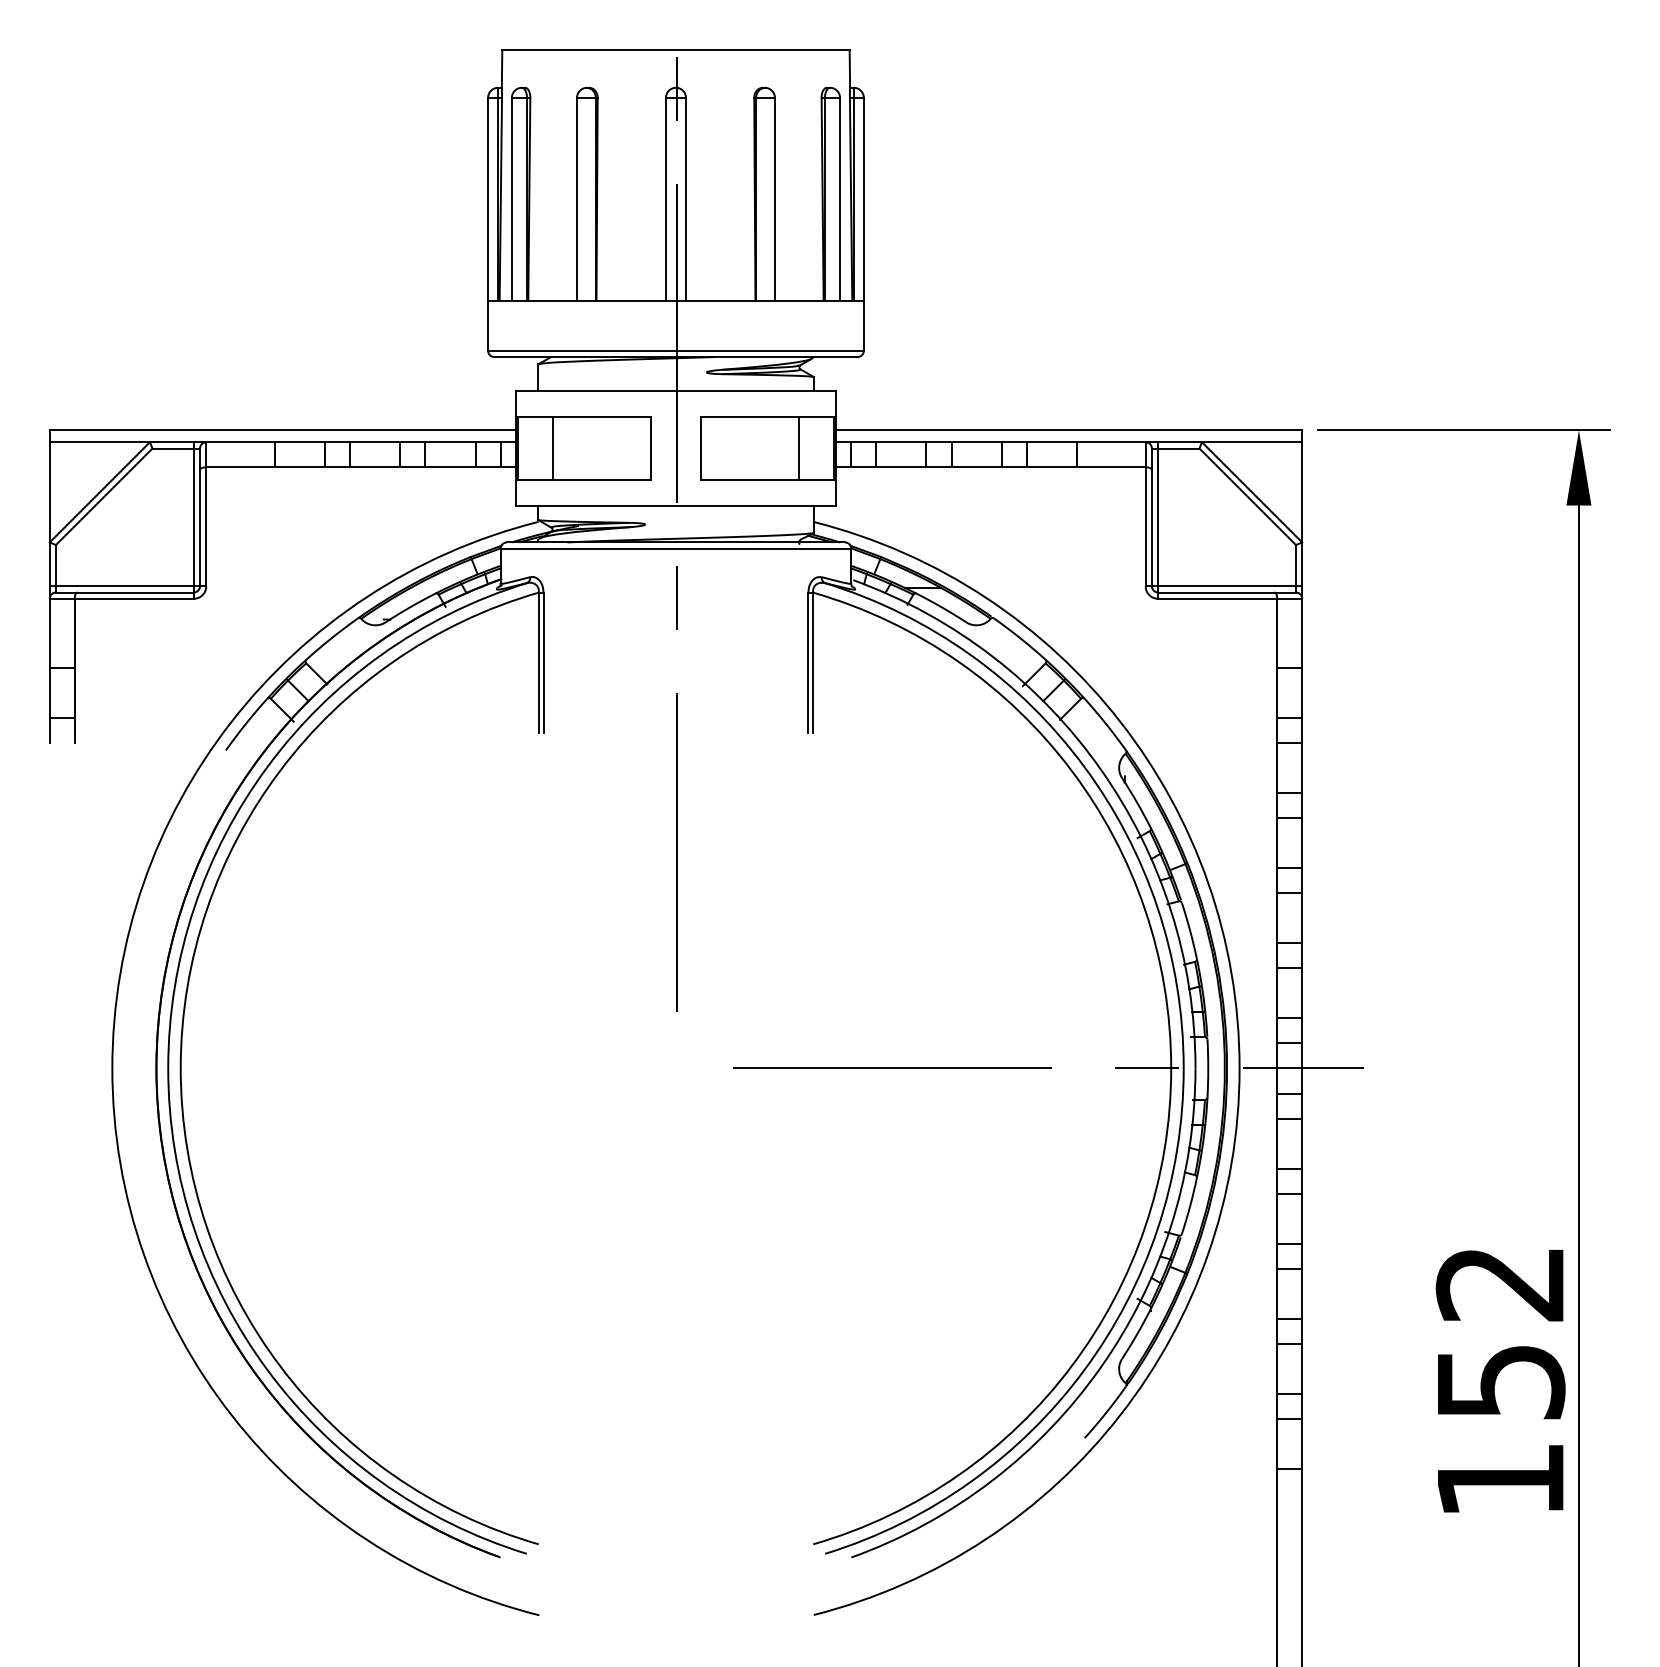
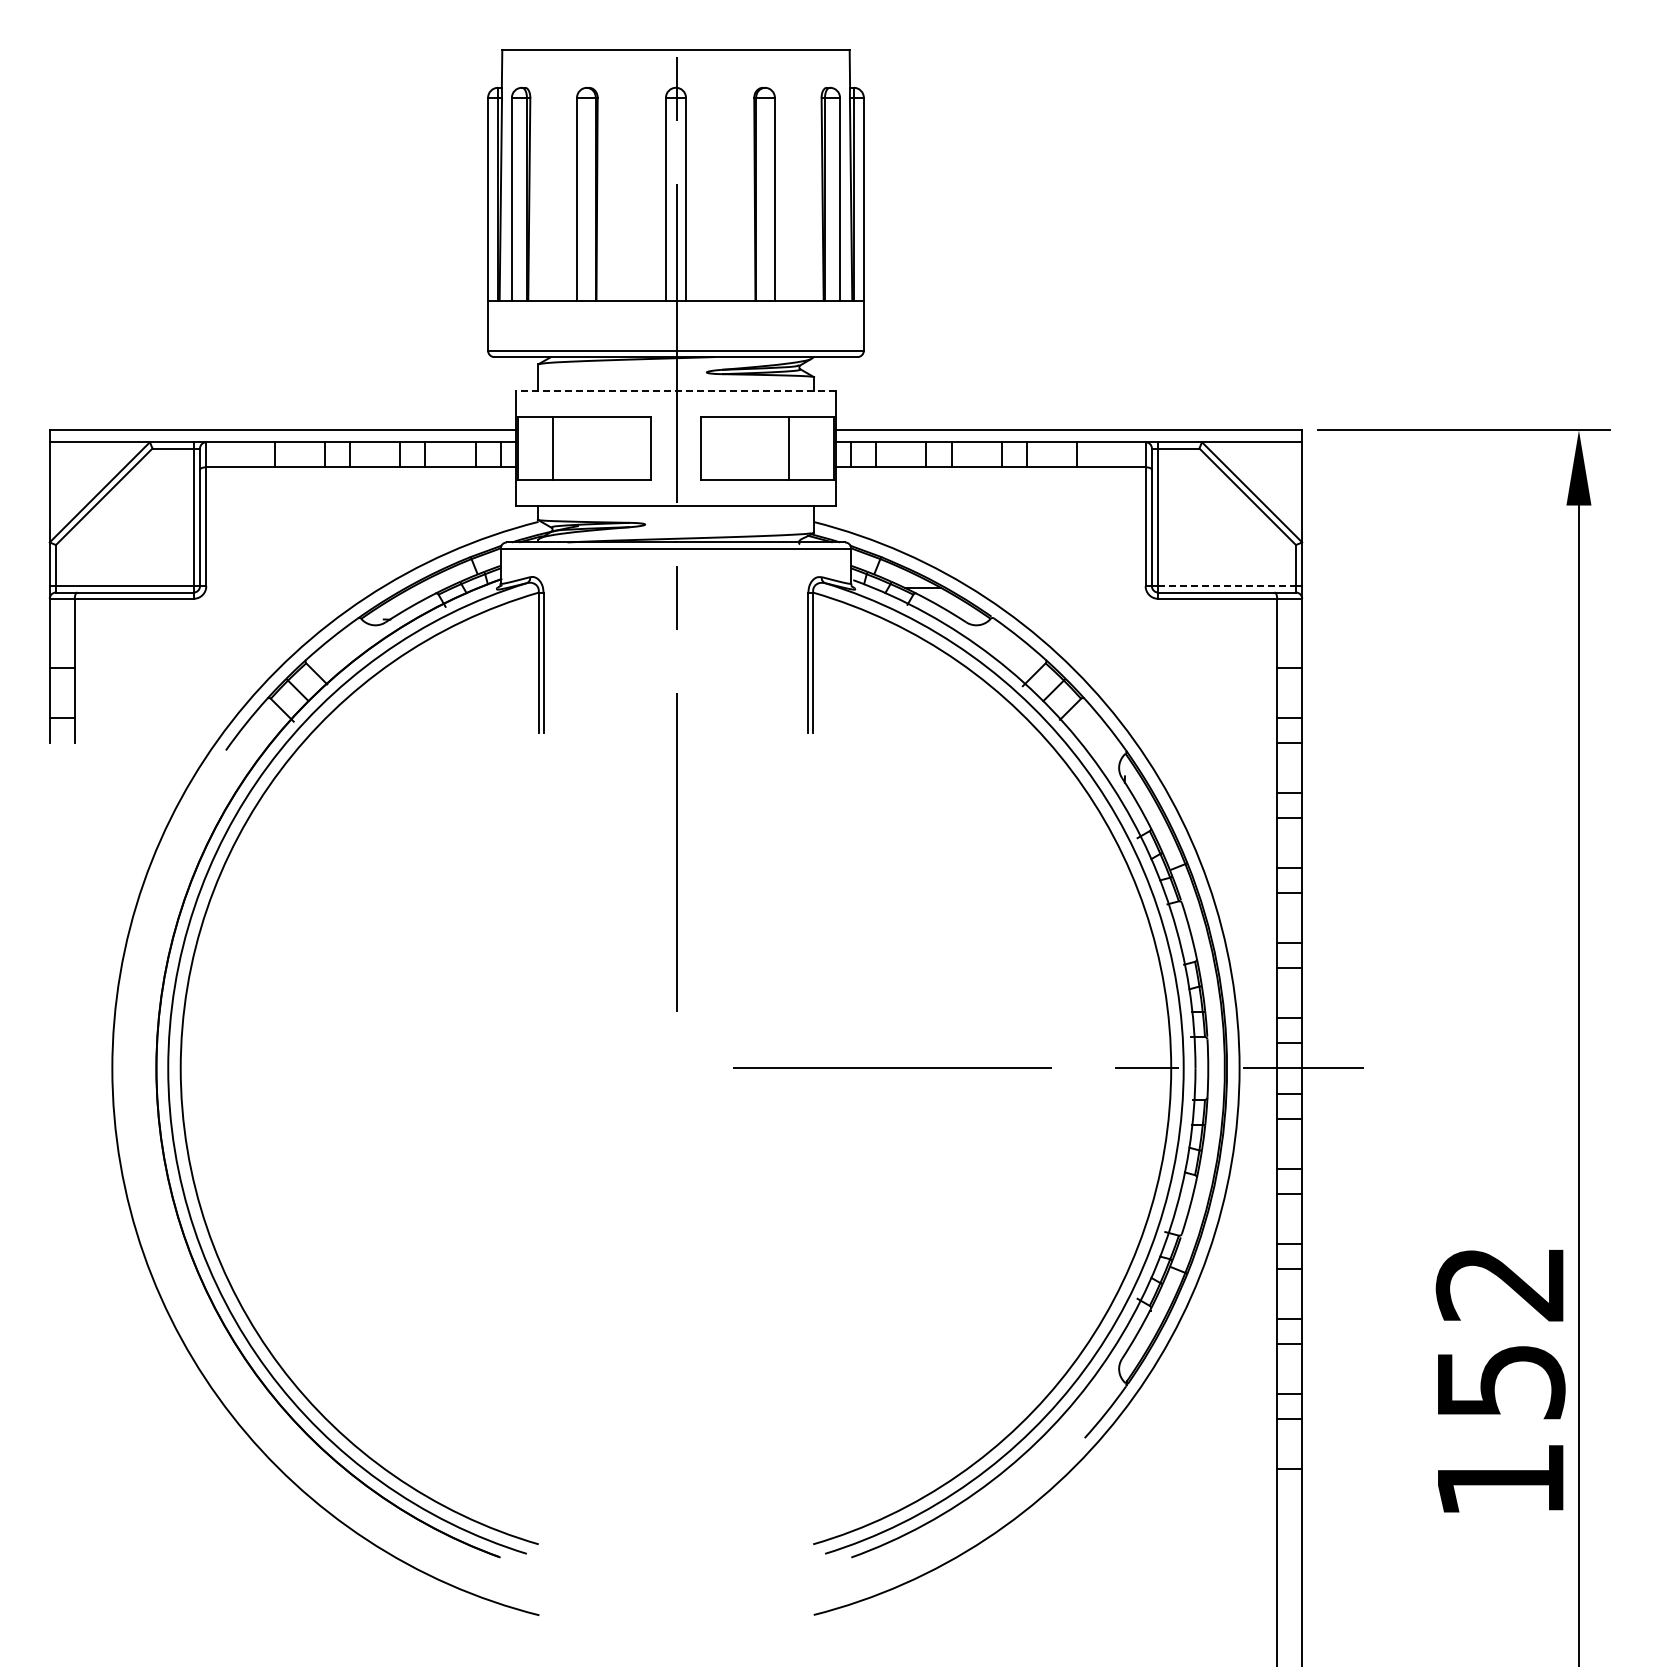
line: solid -> dashed (675, 390)
line position: (798, 448) -> (788, 448) (788, 448)
line: solid -> dashed (1227, 586)
